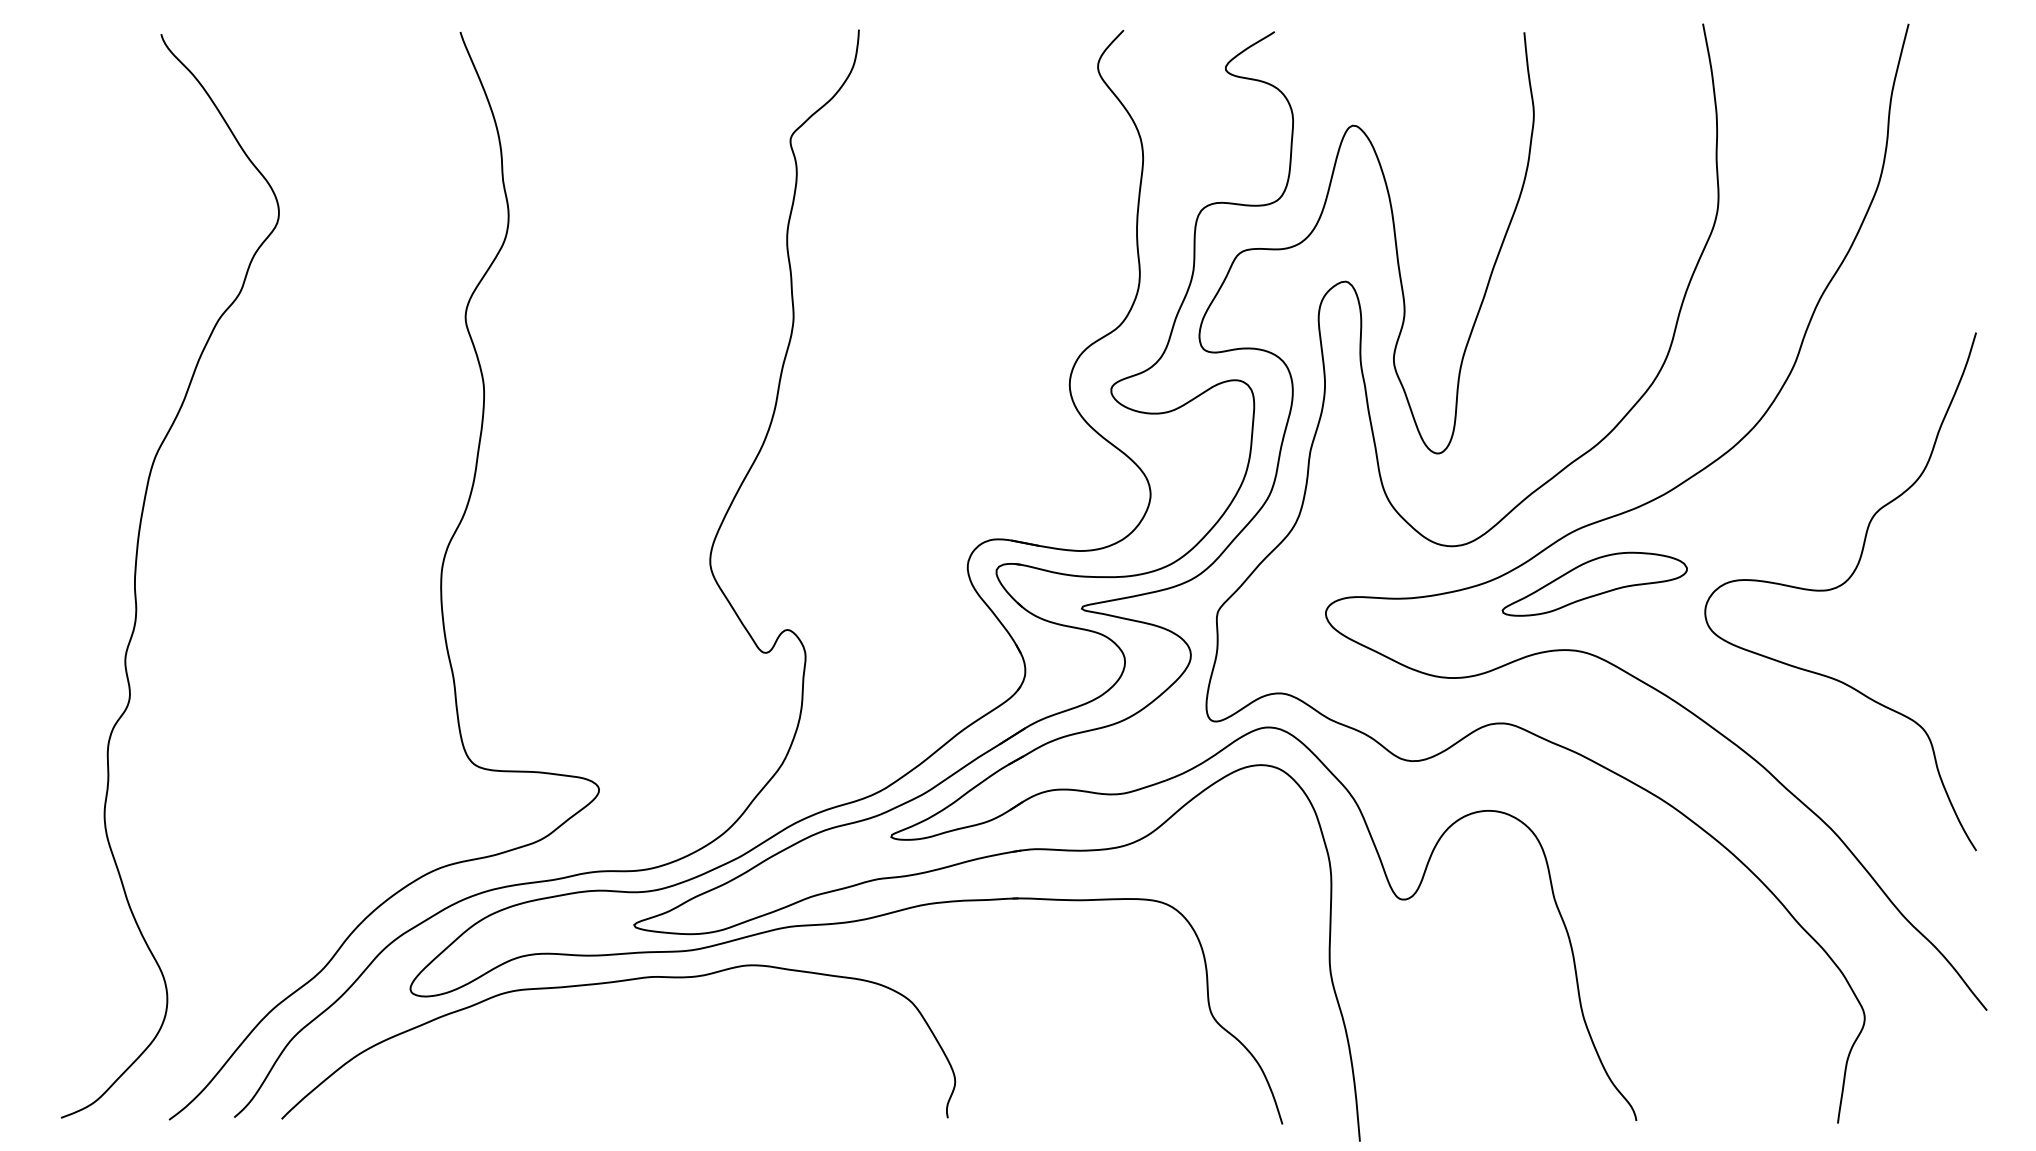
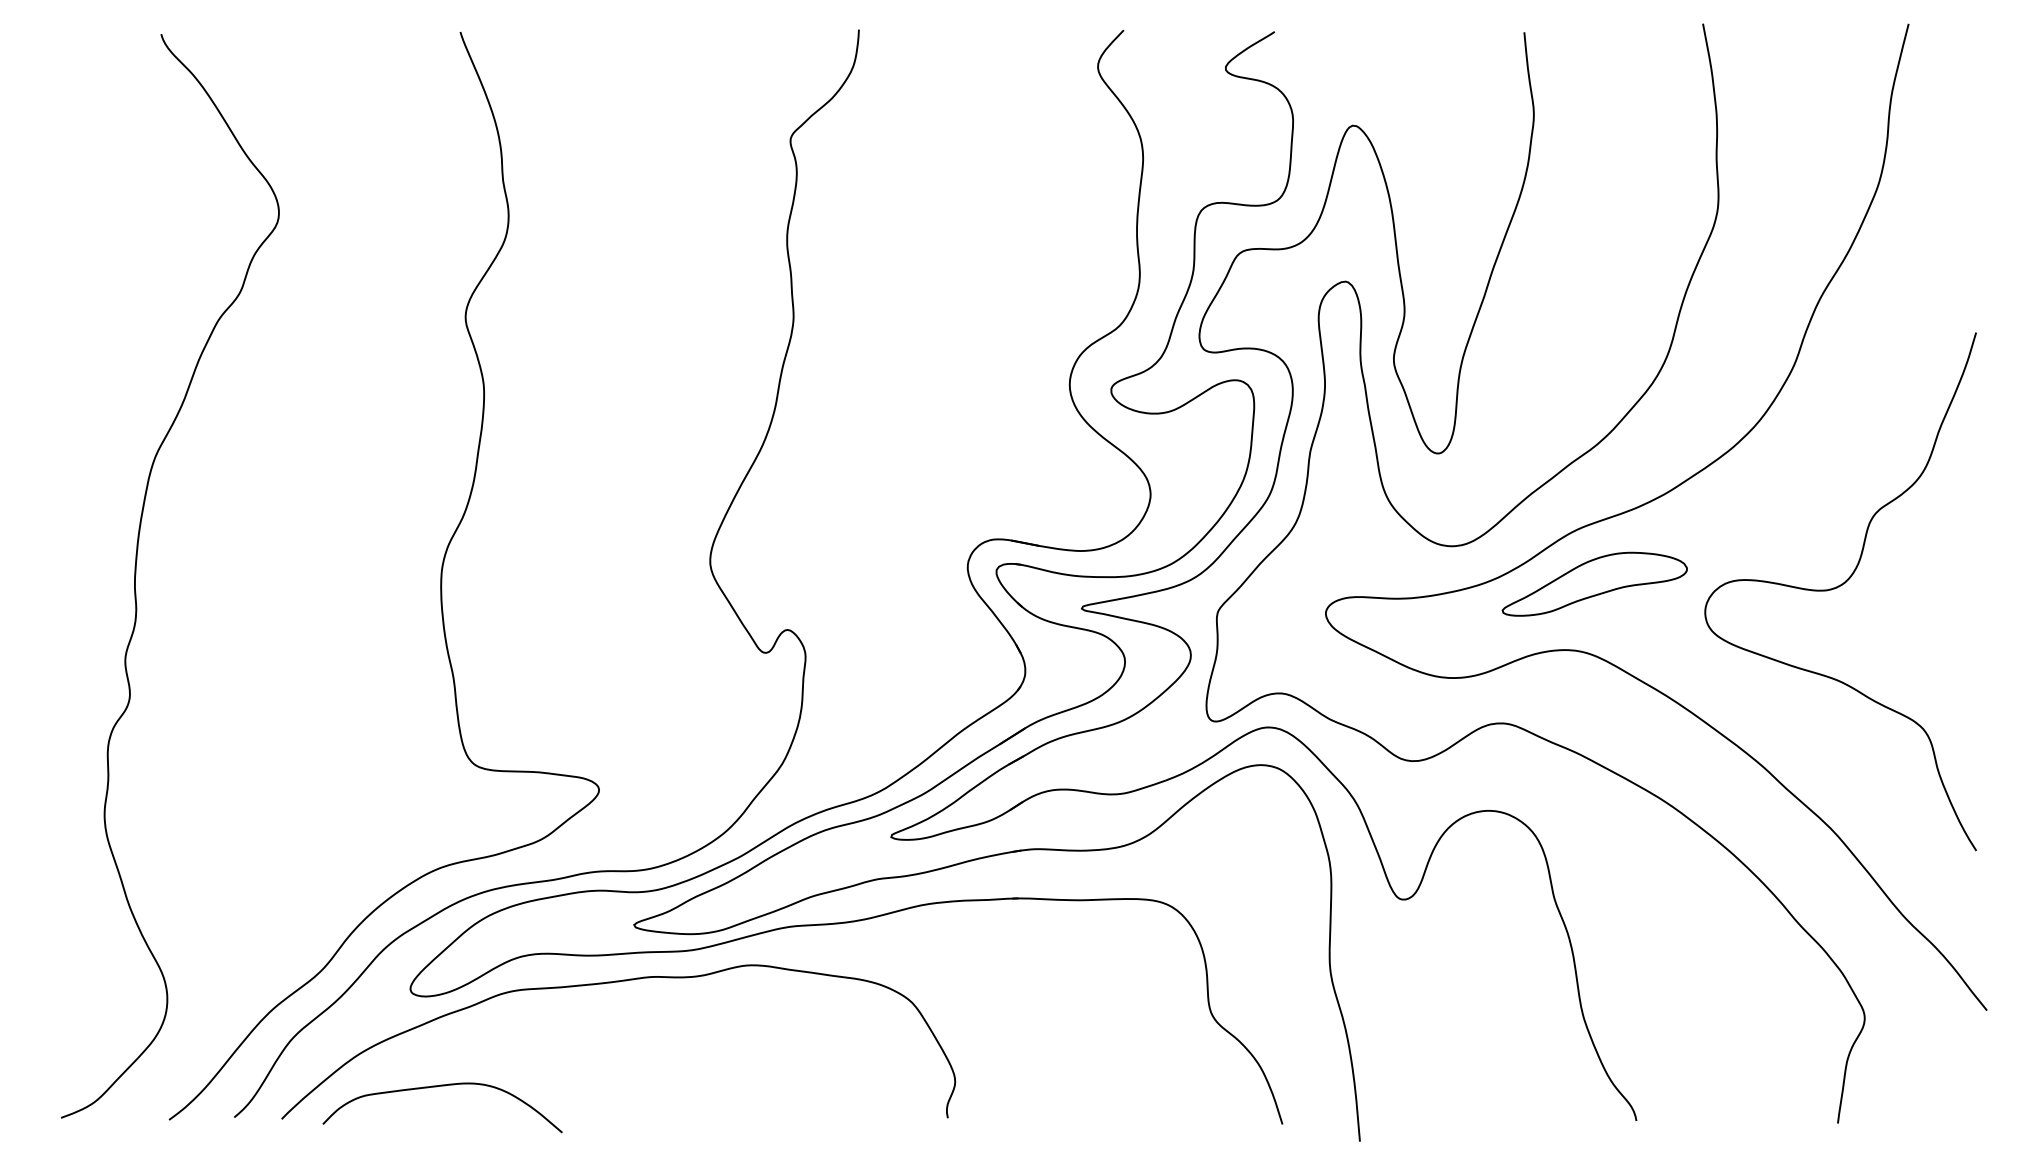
curve: none -> present (436, 1087)
